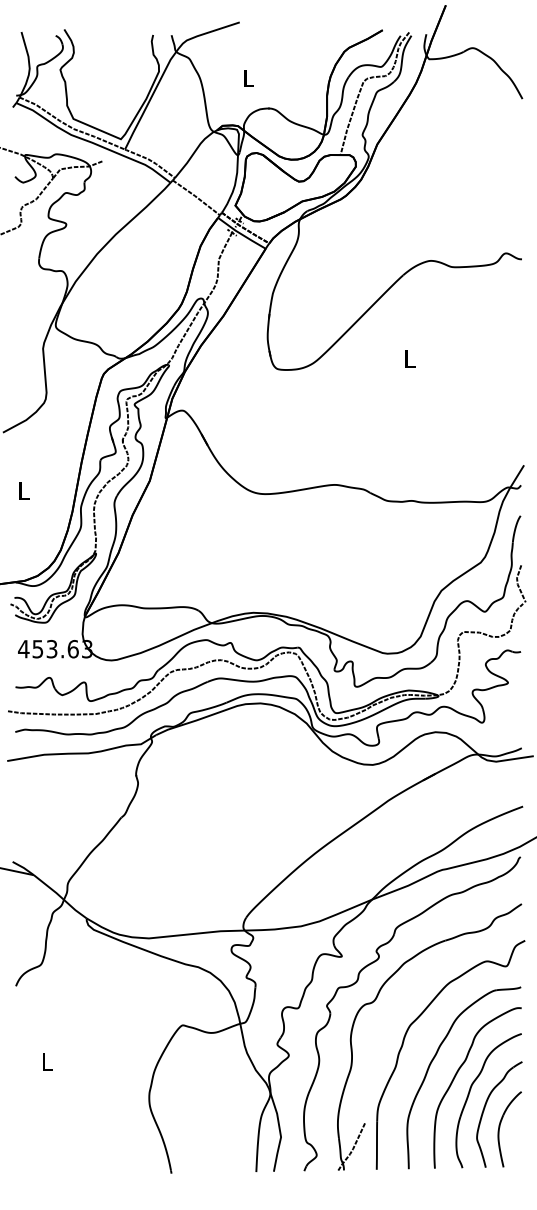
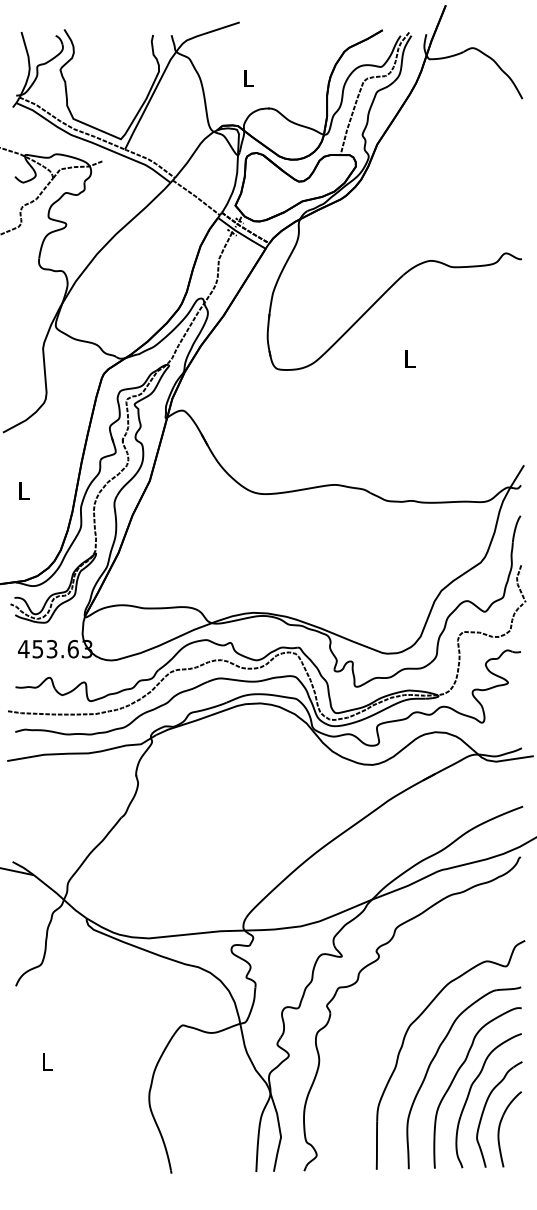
part: present -> none (377, 998)
